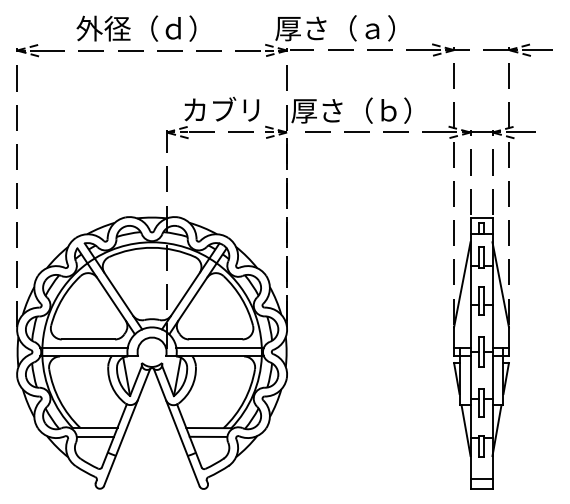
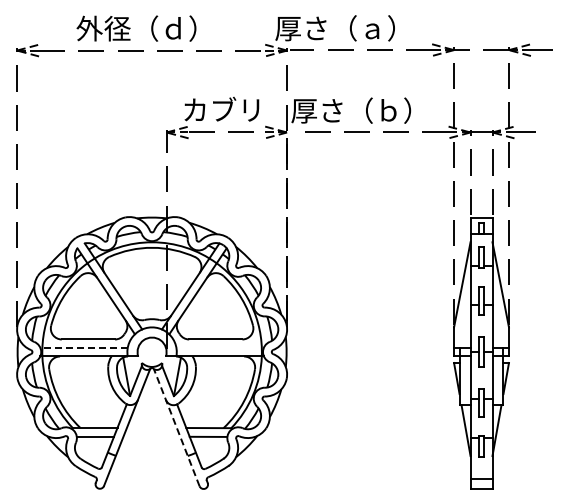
line: solid -> dashed (84, 347)
line: present -> none (219, 347)
line: solid -> dashed (176, 427)
